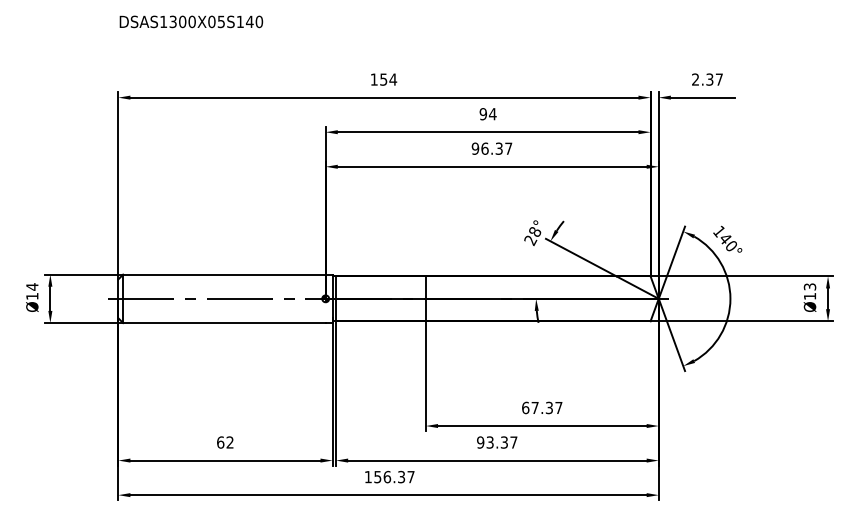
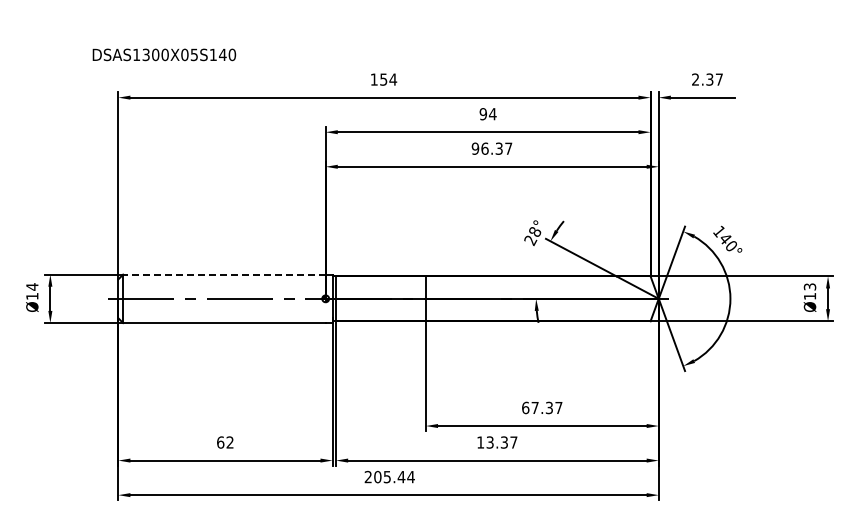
text position: (191, 21) -> (164, 54) (164, 54)
line: solid -> dashed (223, 274)
text: 93.37 -> 13.37 (480, 442)
text: 156.37 -> 205.44 (389, 476)
